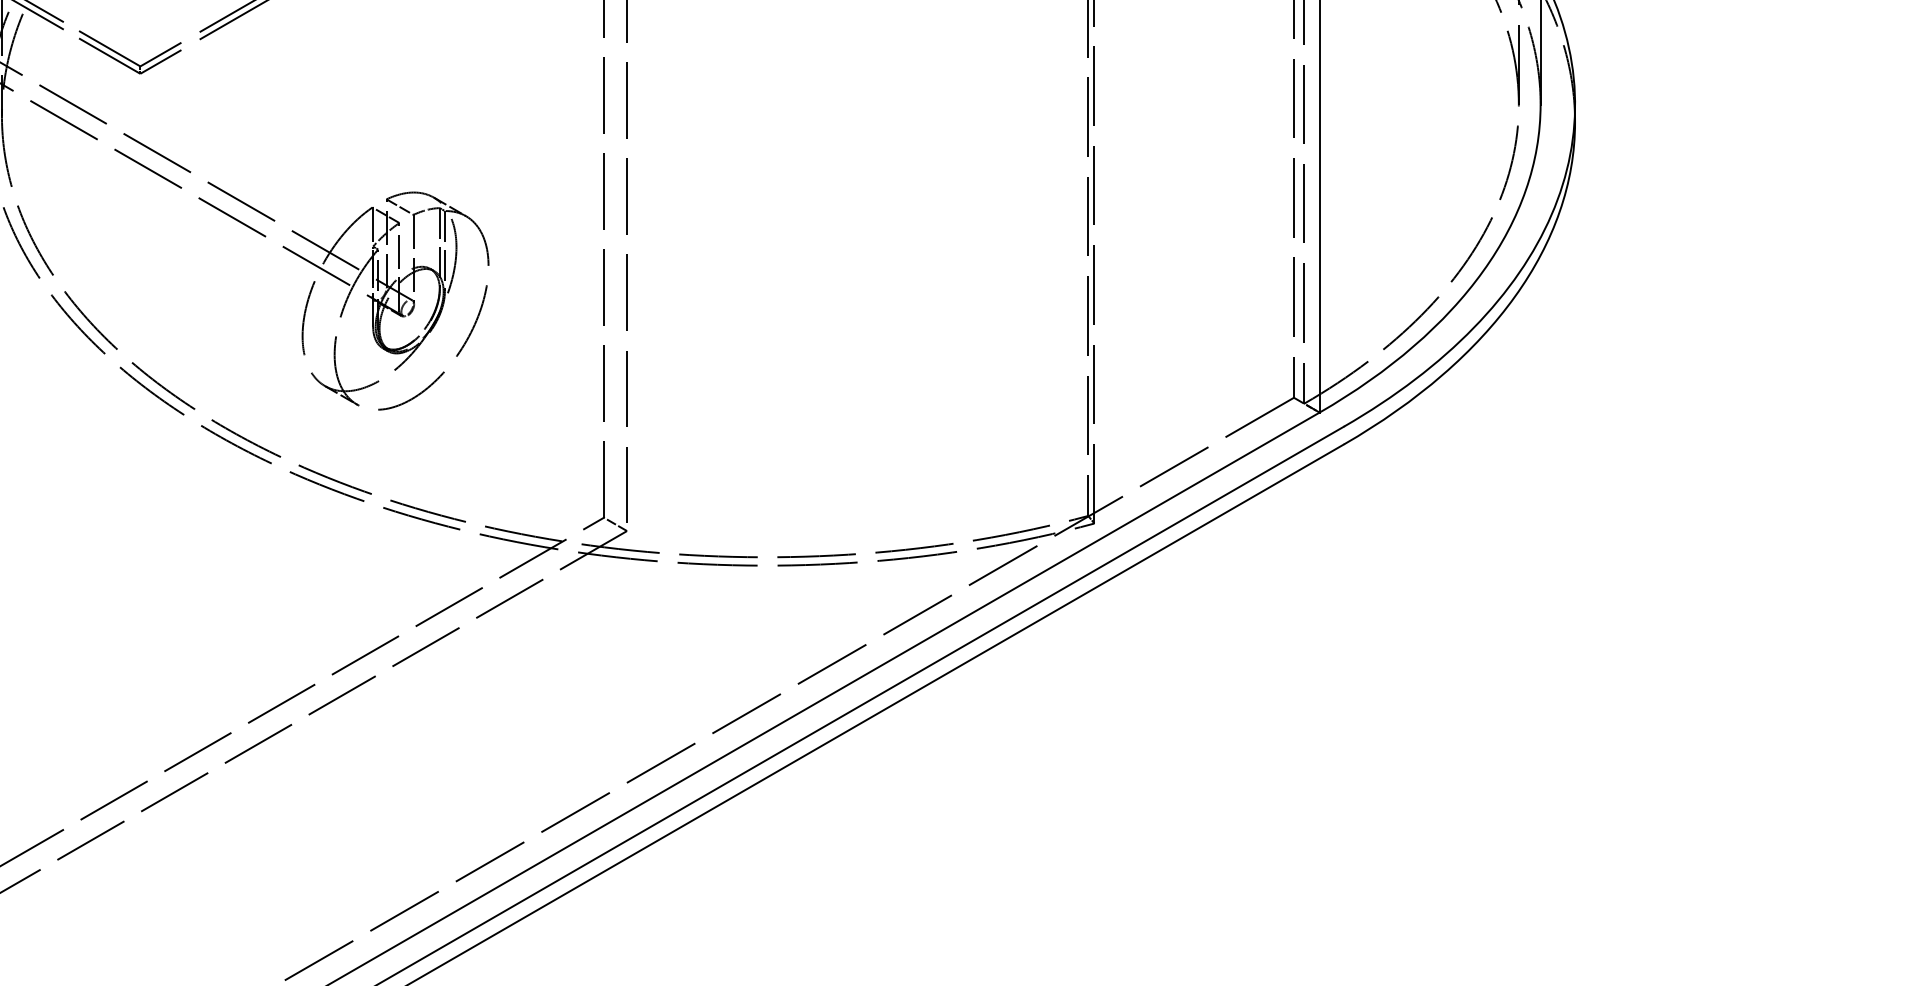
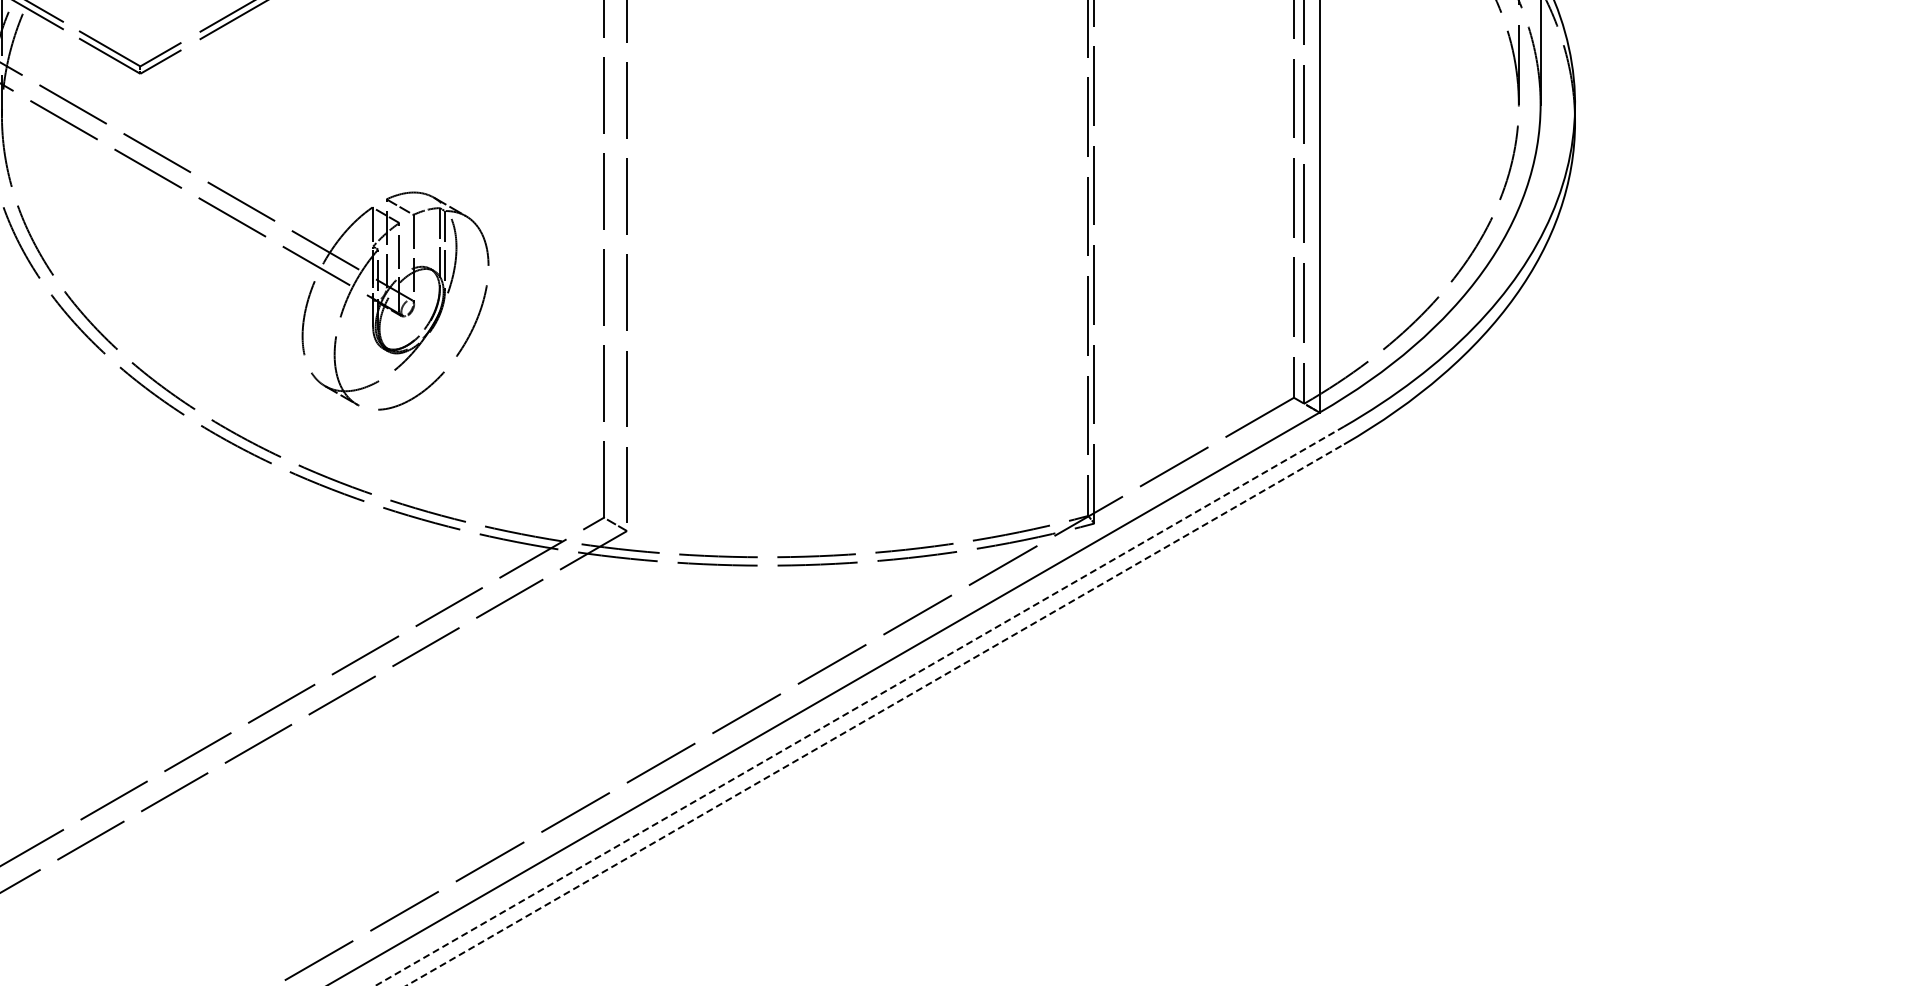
line: solid -> dashed (859, 706)
line: solid -> dashed (875, 714)
